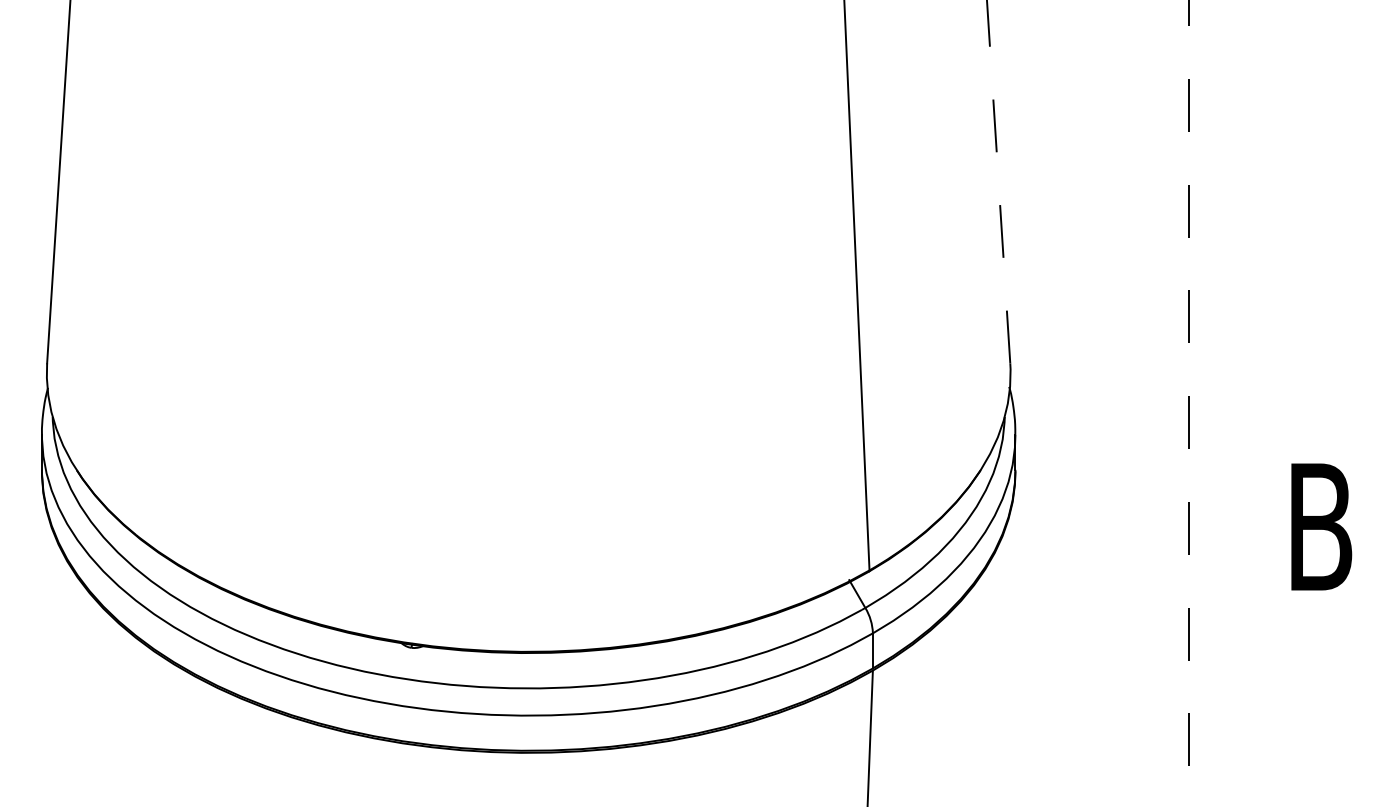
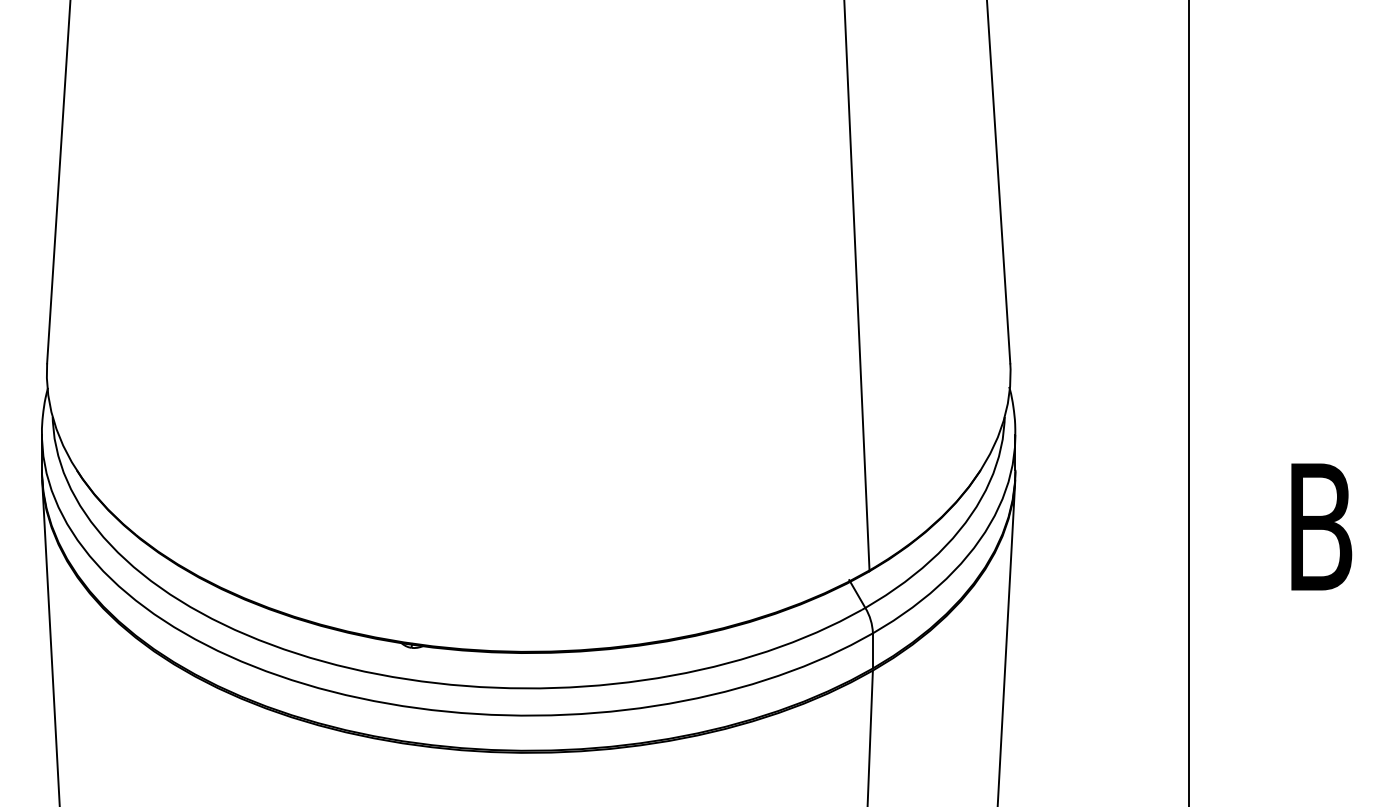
line: dashed -> solid (998, 181)
line: dashed -> solid (1188, 403)
line: none -> present (50, 641)
line: none -> present (1006, 641)
